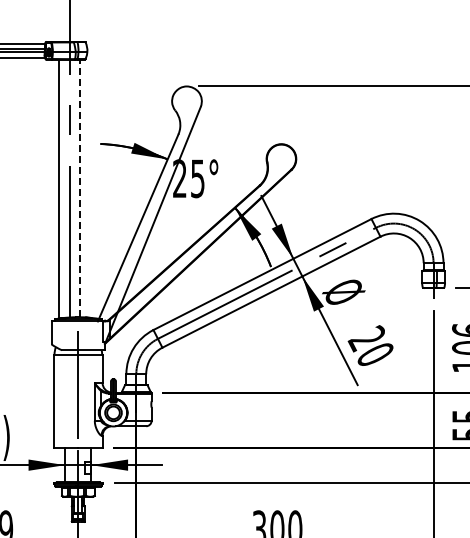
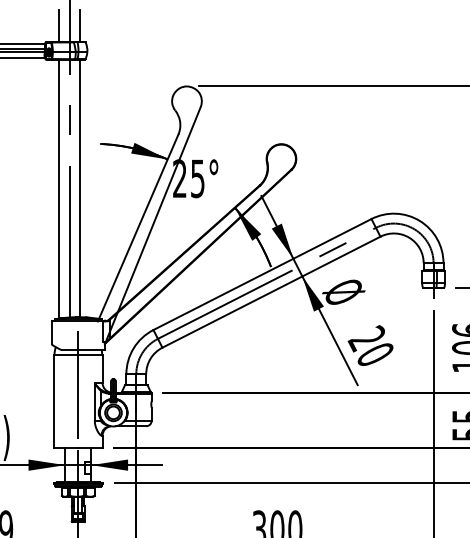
line: none -> present (59, 25)
line: none -> present (80, 25)
line: dashed -> solid (80, 188)
